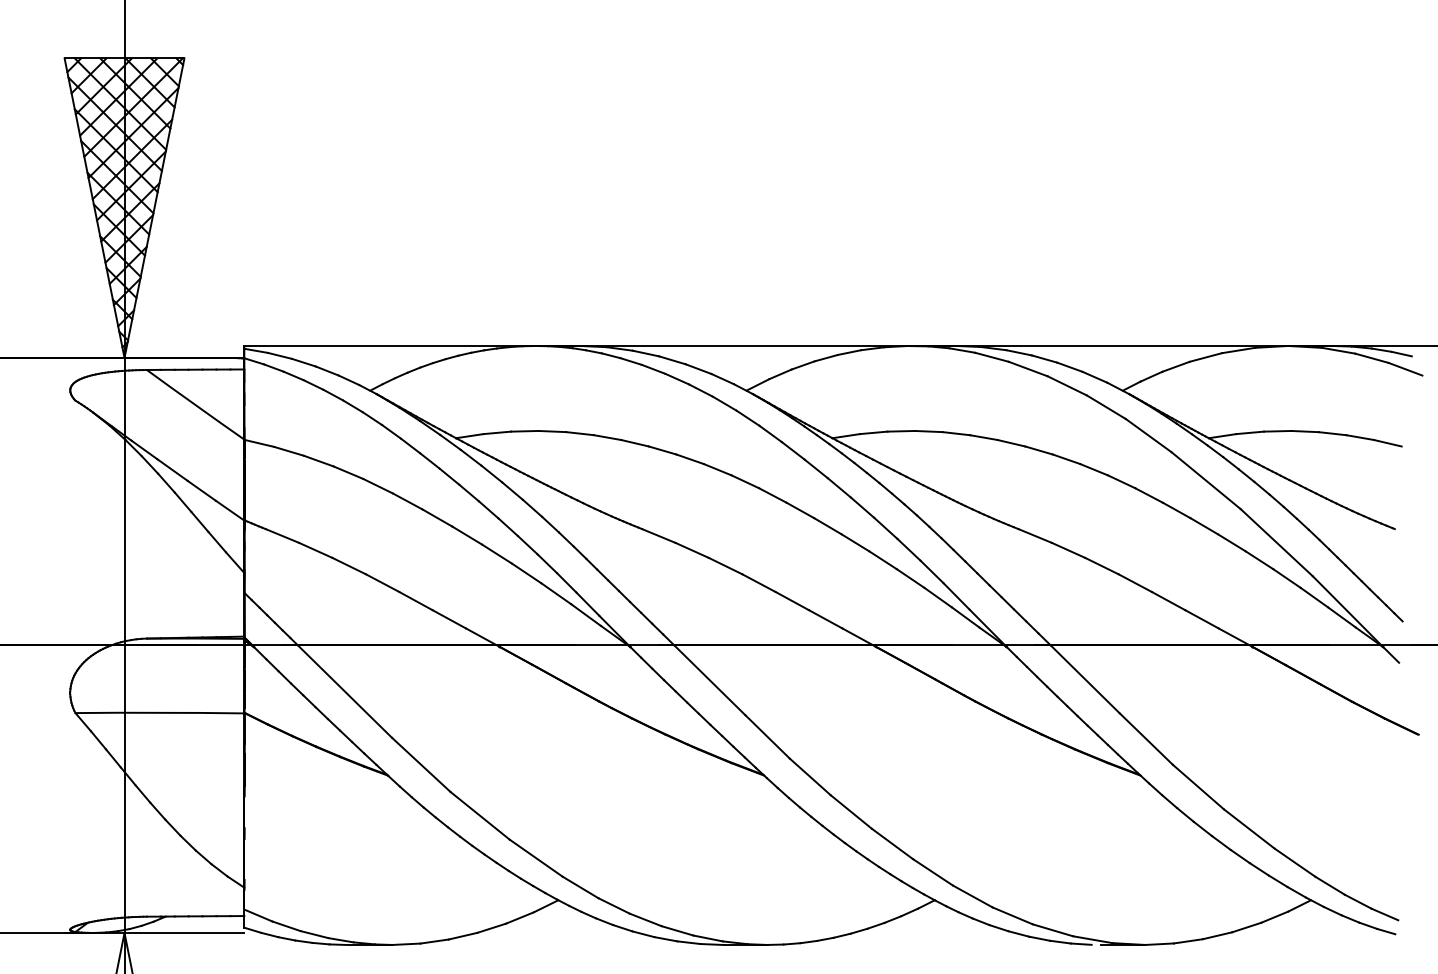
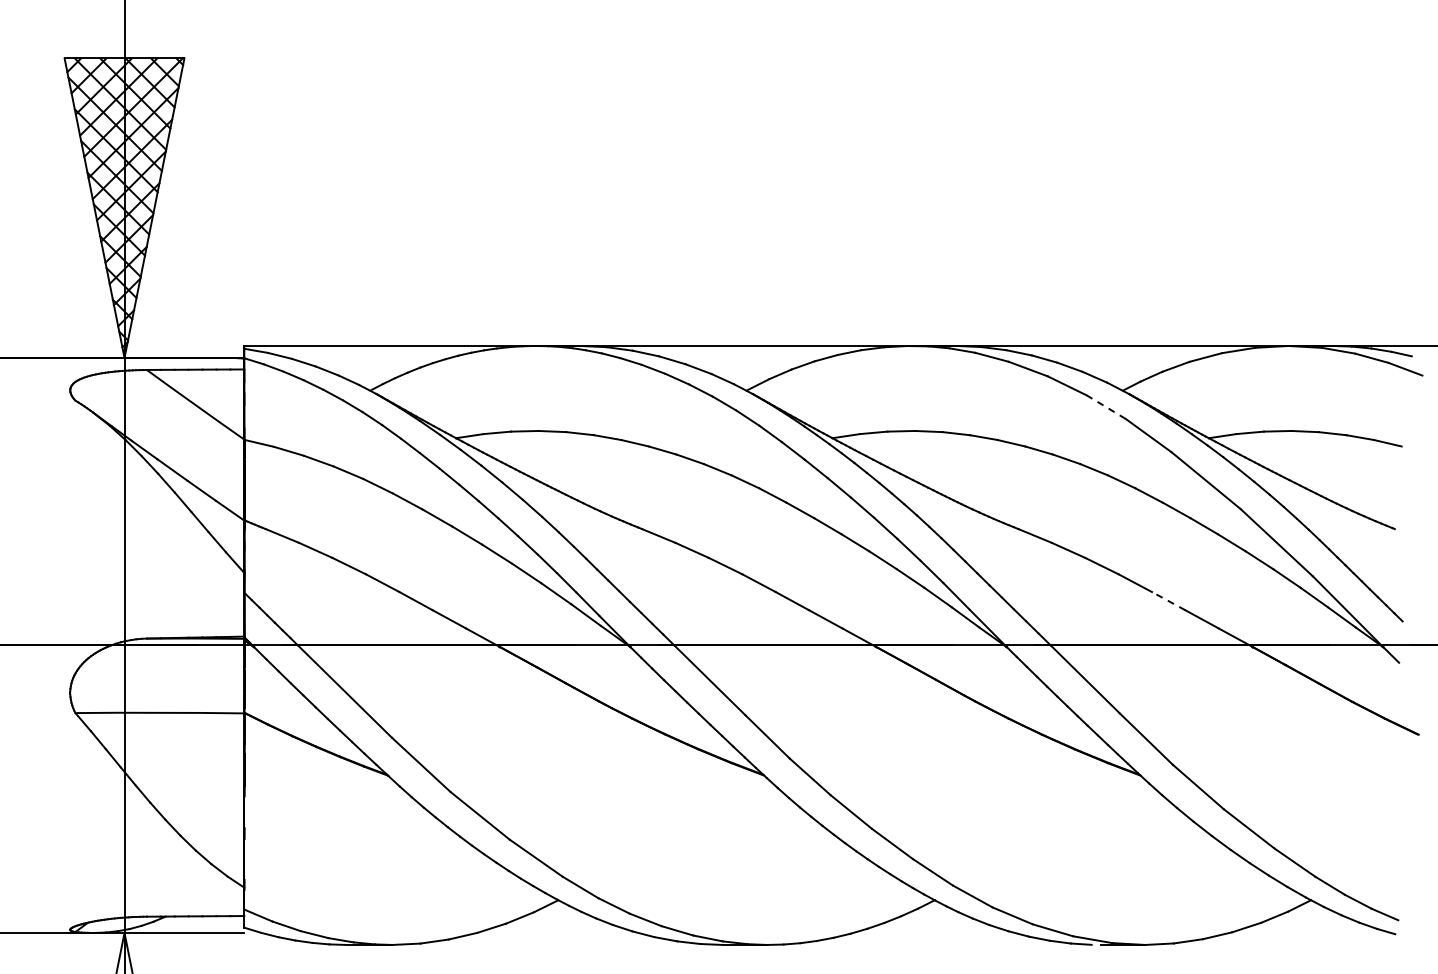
line: solid -> dashed (1106, 407)
line: solid -> dashed (1168, 600)
